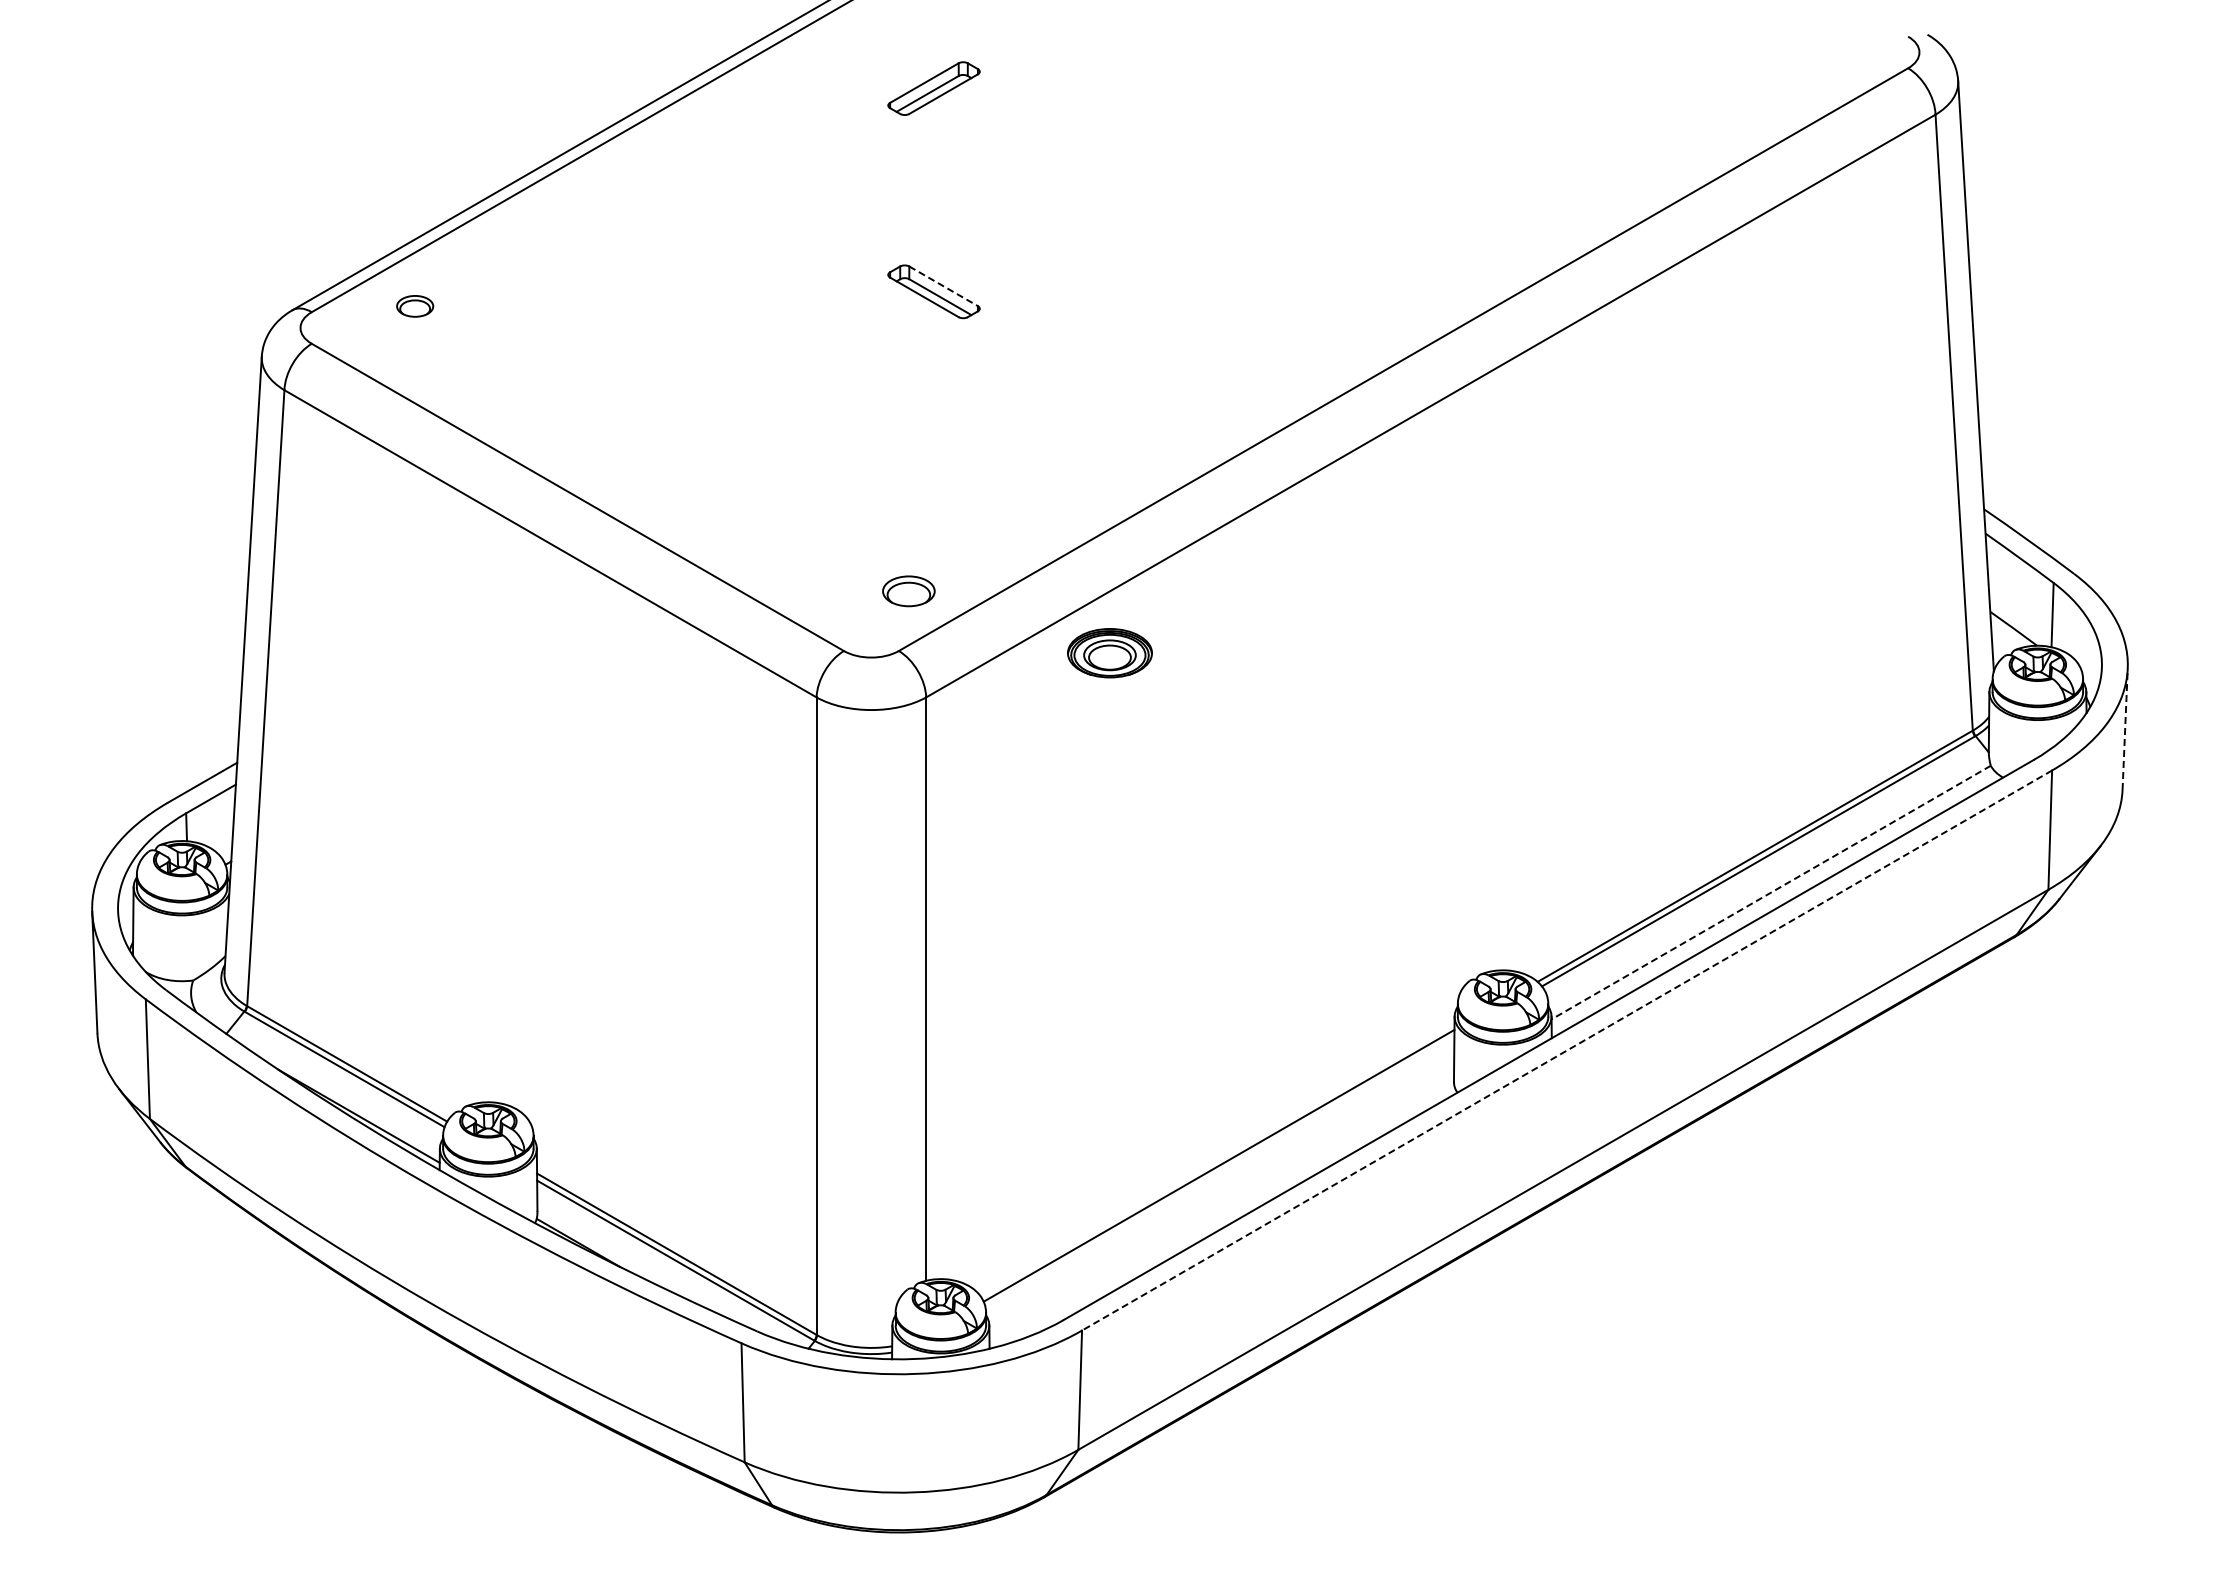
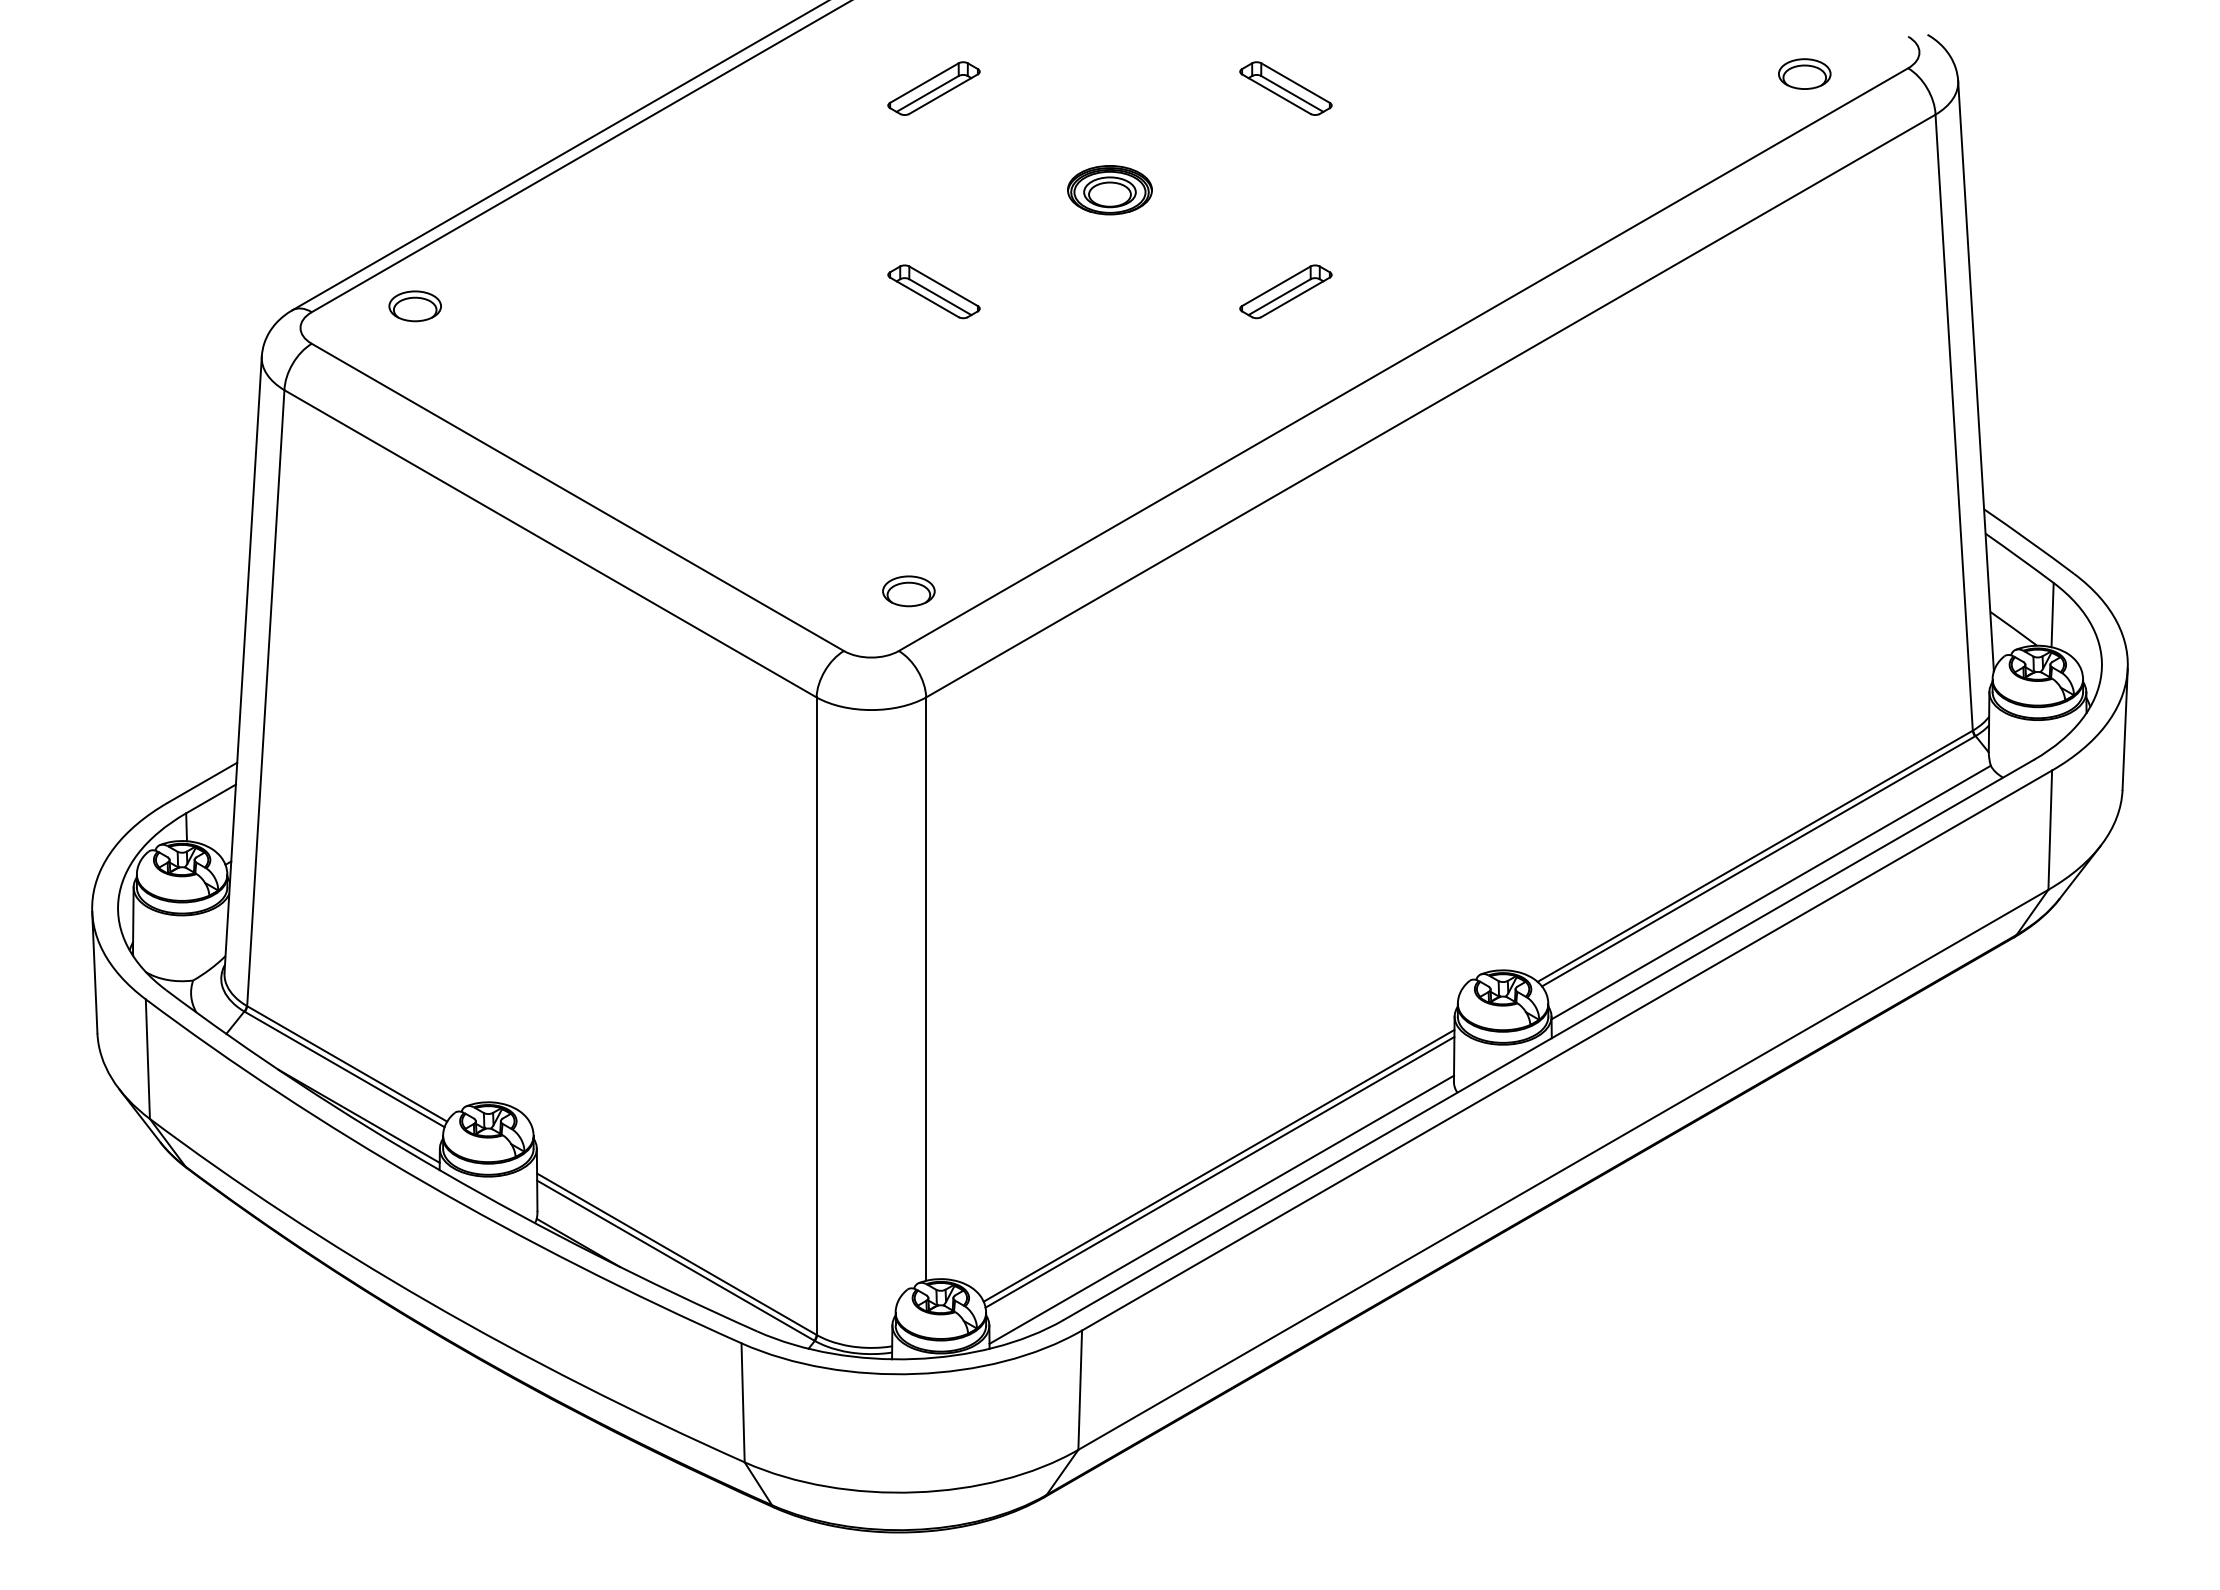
part: none -> present (1804, 73)
part: none -> present (1285, 88)
line: dashed -> solid (943, 286)
part: none -> present (1285, 291)
part size: 39x23 px -> 54x33 px (414, 306)
part position: (1109, 653) -> (1109, 190) (1109, 190)
line: dashed -> solid (2125, 729)
line: dashed -> solid (1771, 892)
line: dashed -> solid (1566, 1050)
line: none -> present (1219, 1171)
line: none -> present (1221, 1209)
